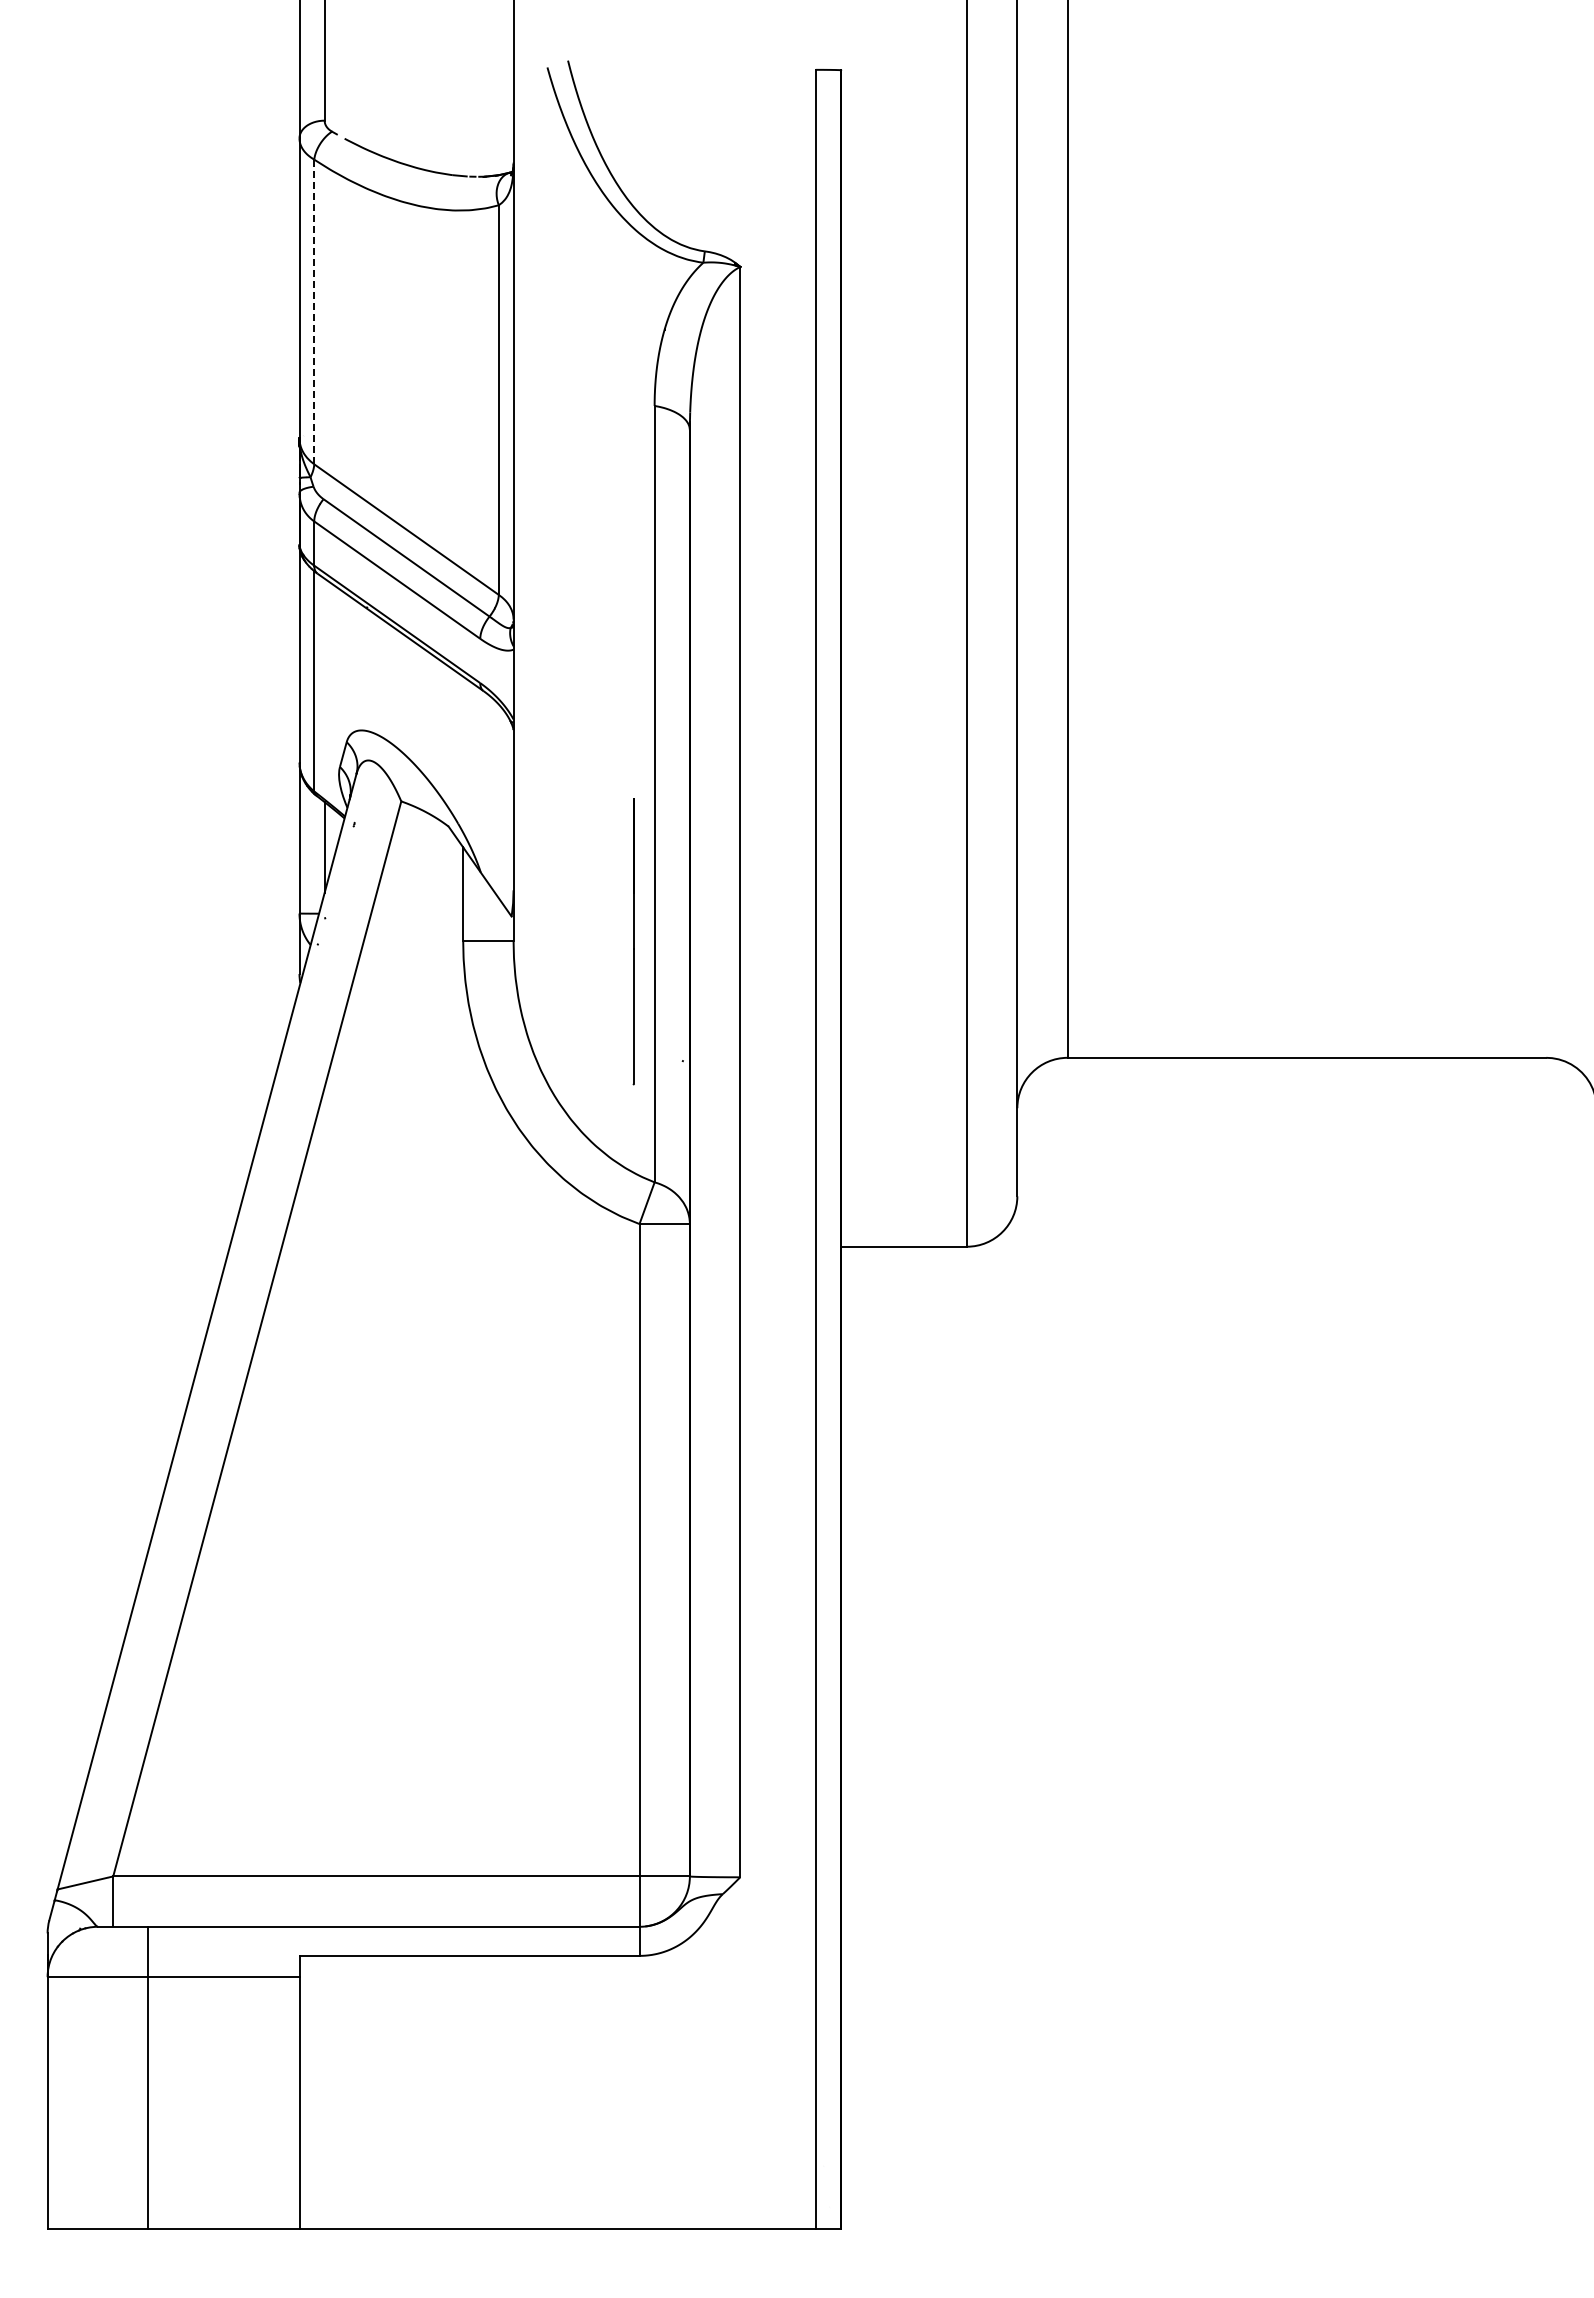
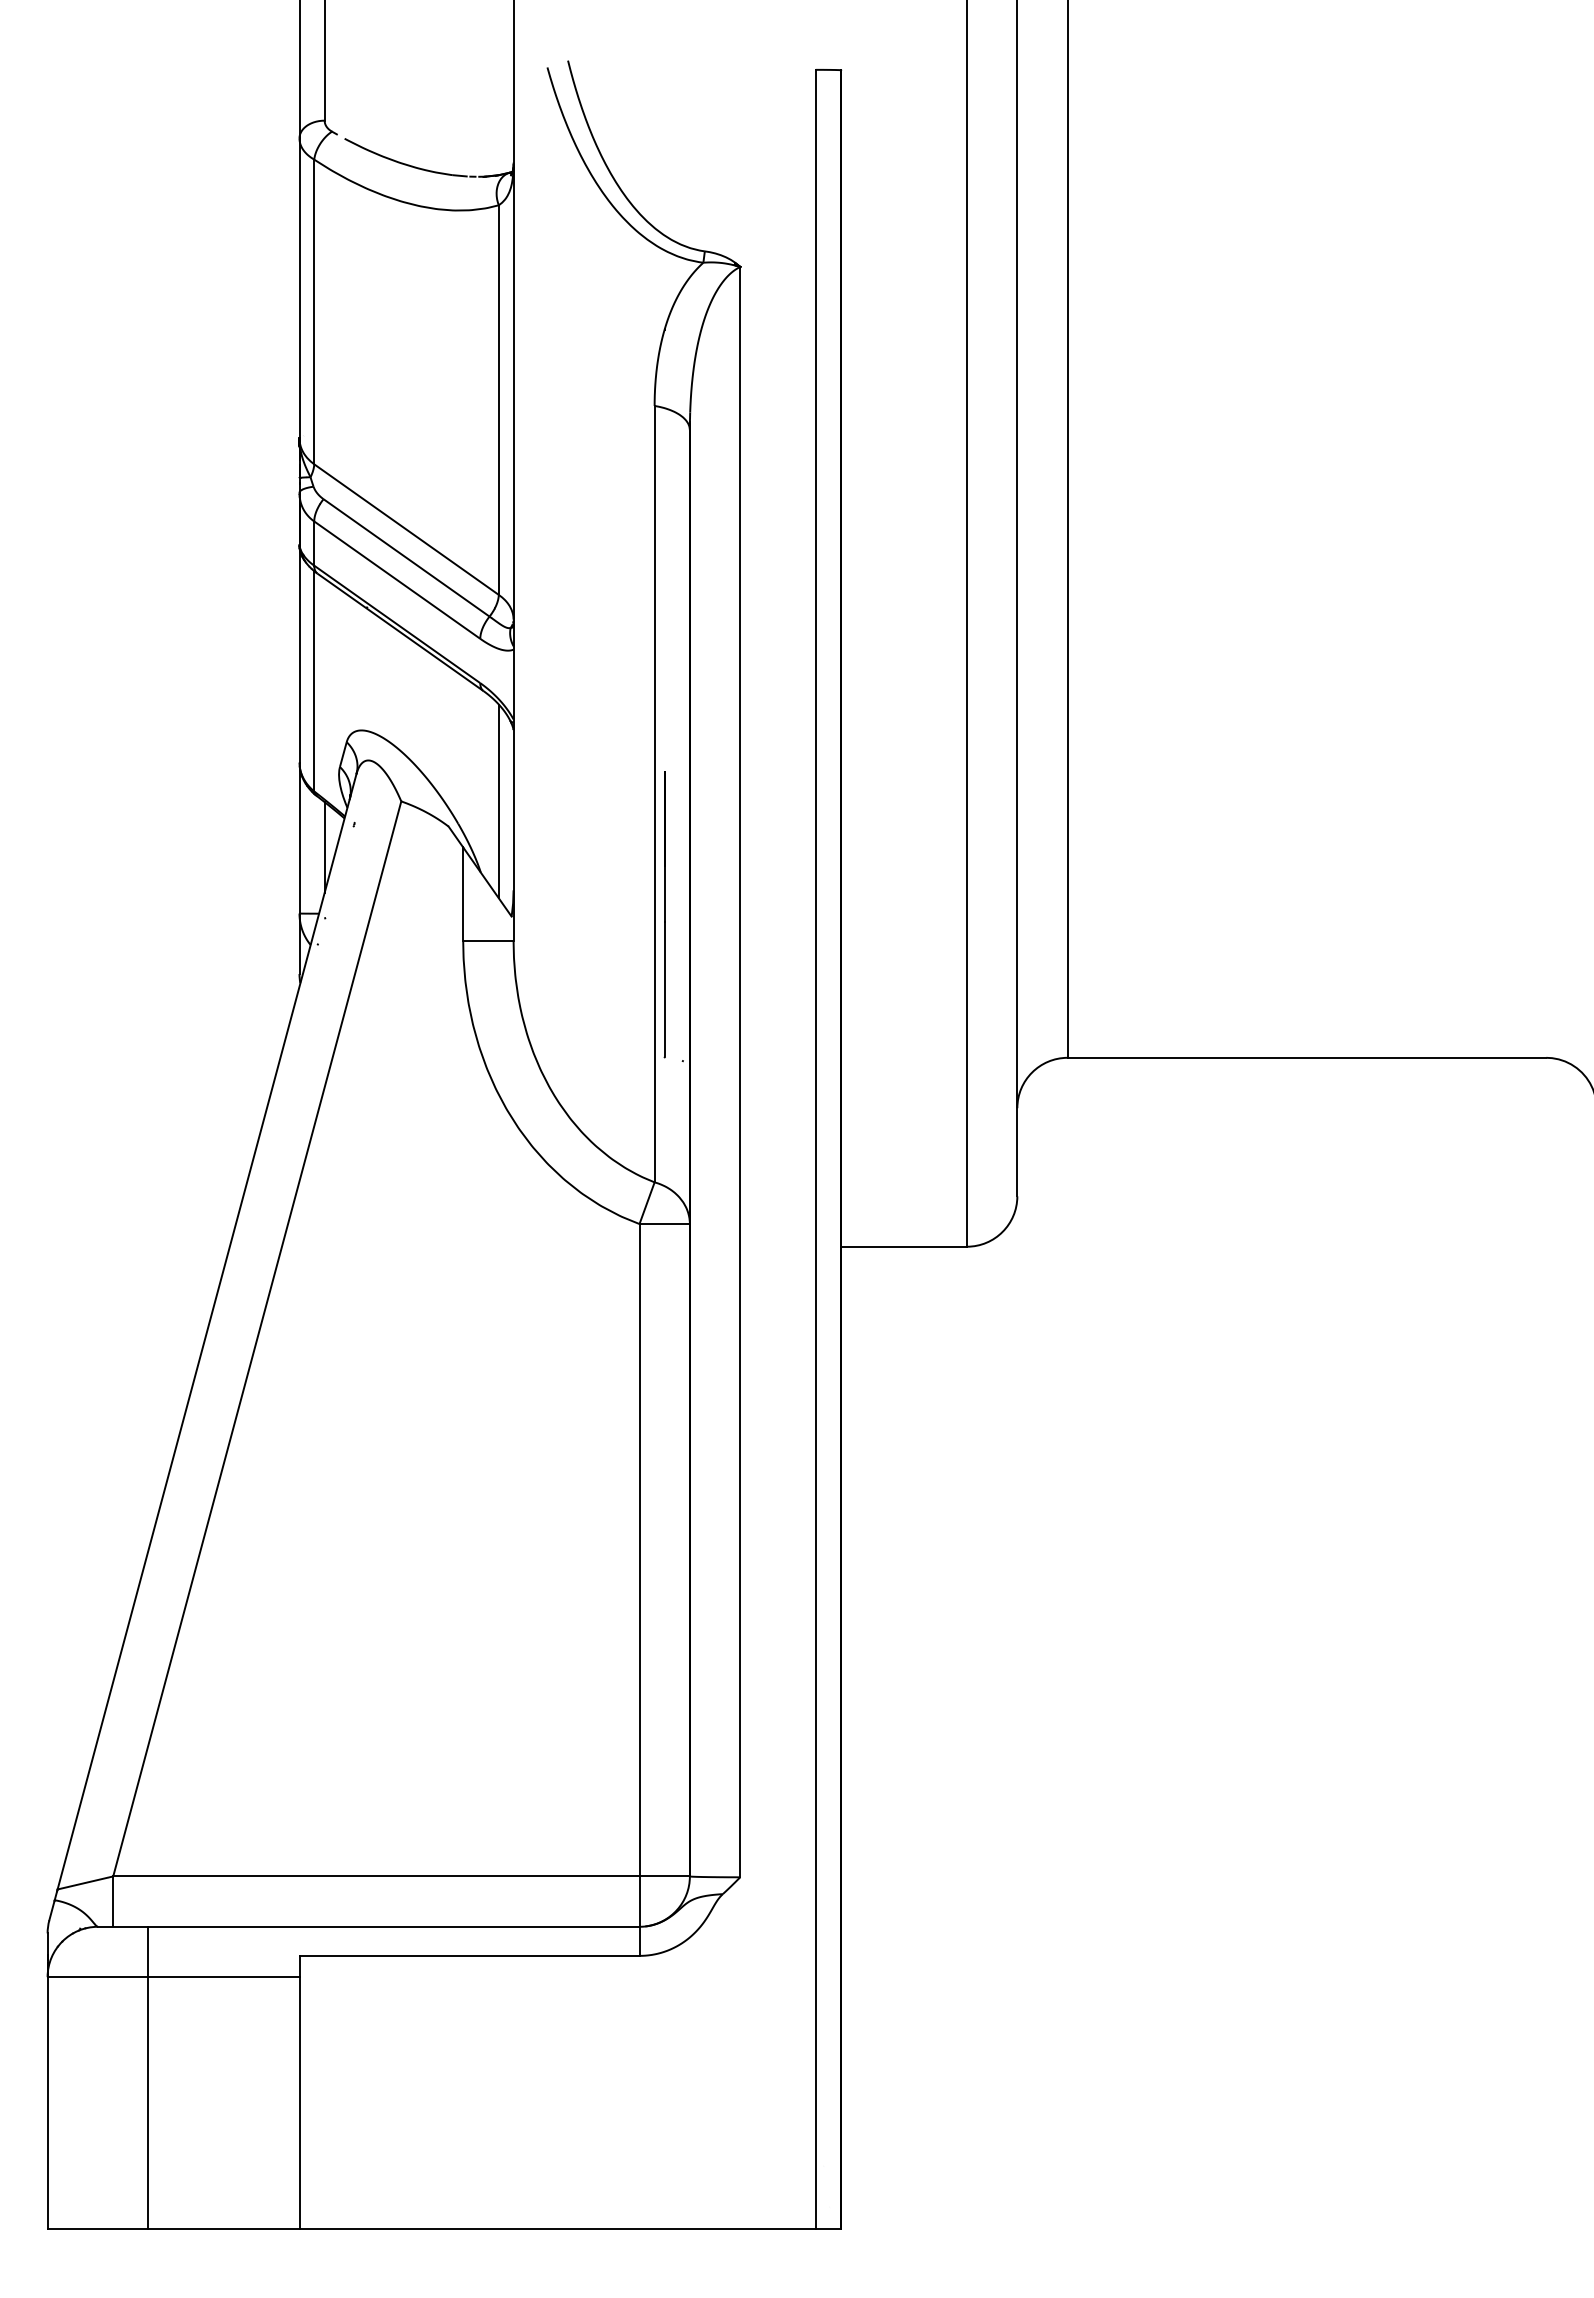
line: dashed -> solid (314, 312)
line: none -> present (498, 801)
line position: (633, 941) -> (664, 914) (664, 914)
